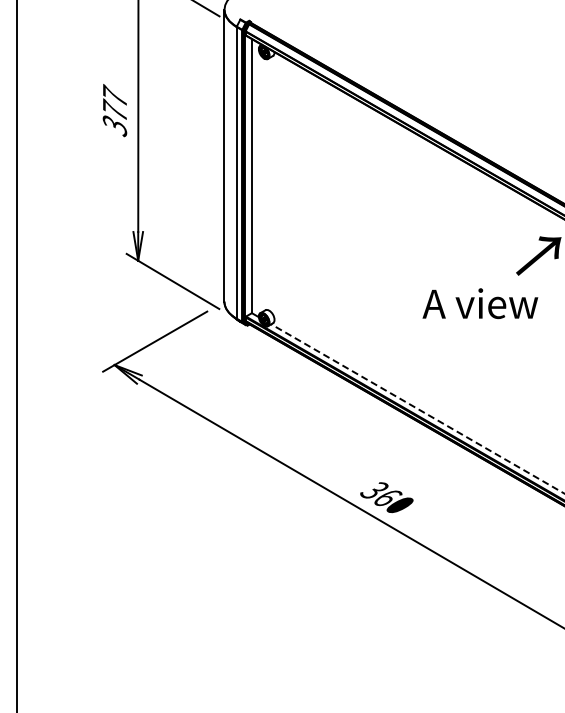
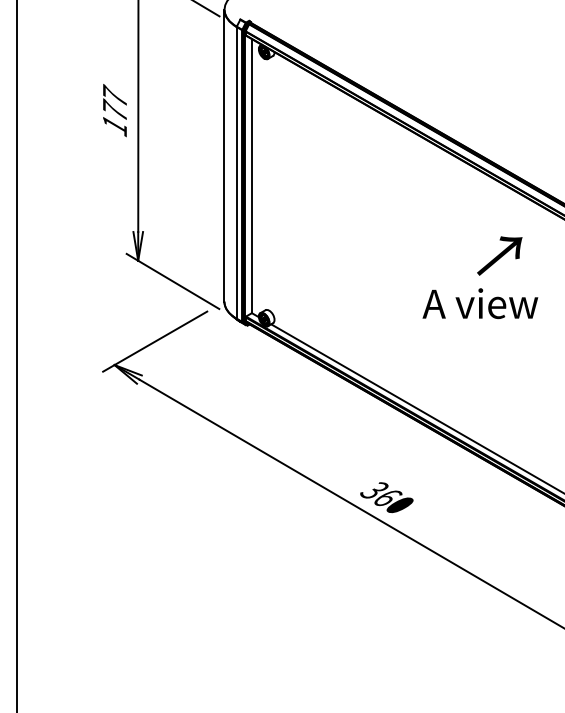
text: 377 -> 177 (114, 126)
text position: (538, 255) -> (499, 255) (499, 255)
line: dashed -> solid (417, 408)
